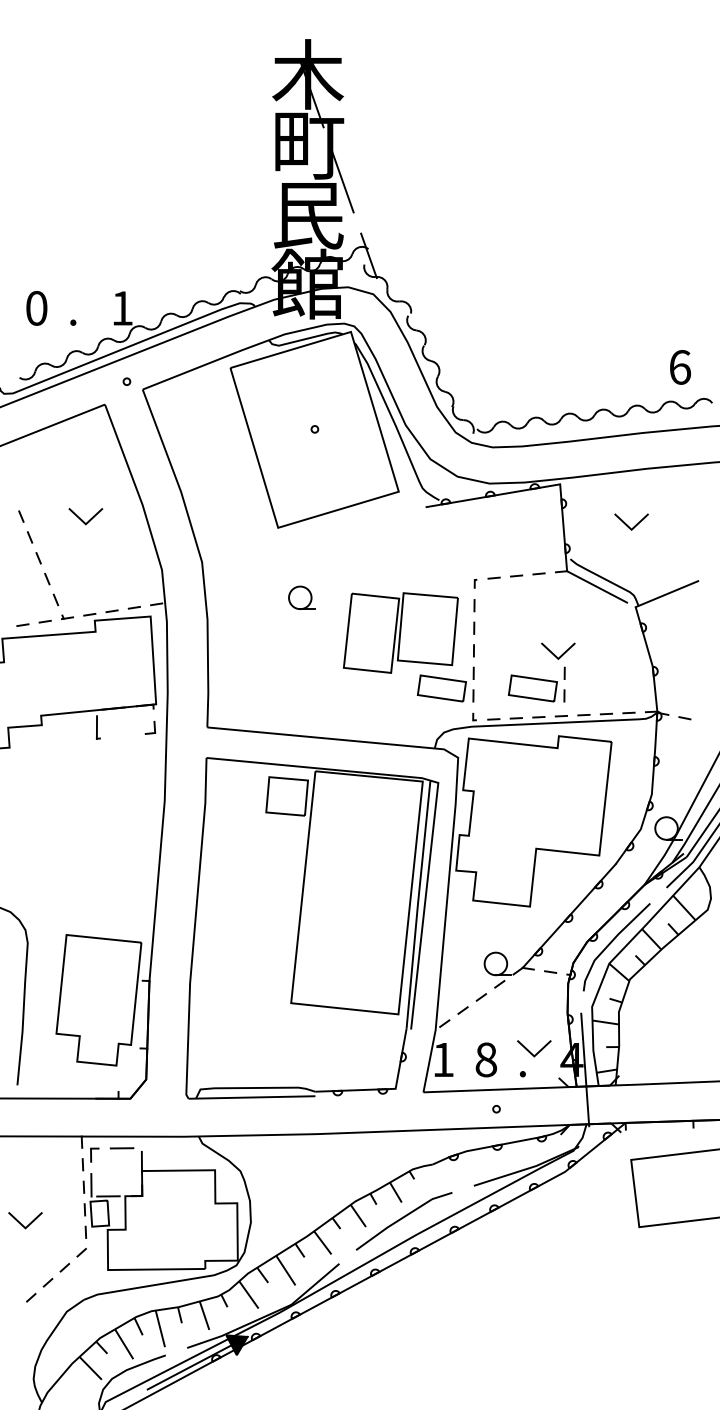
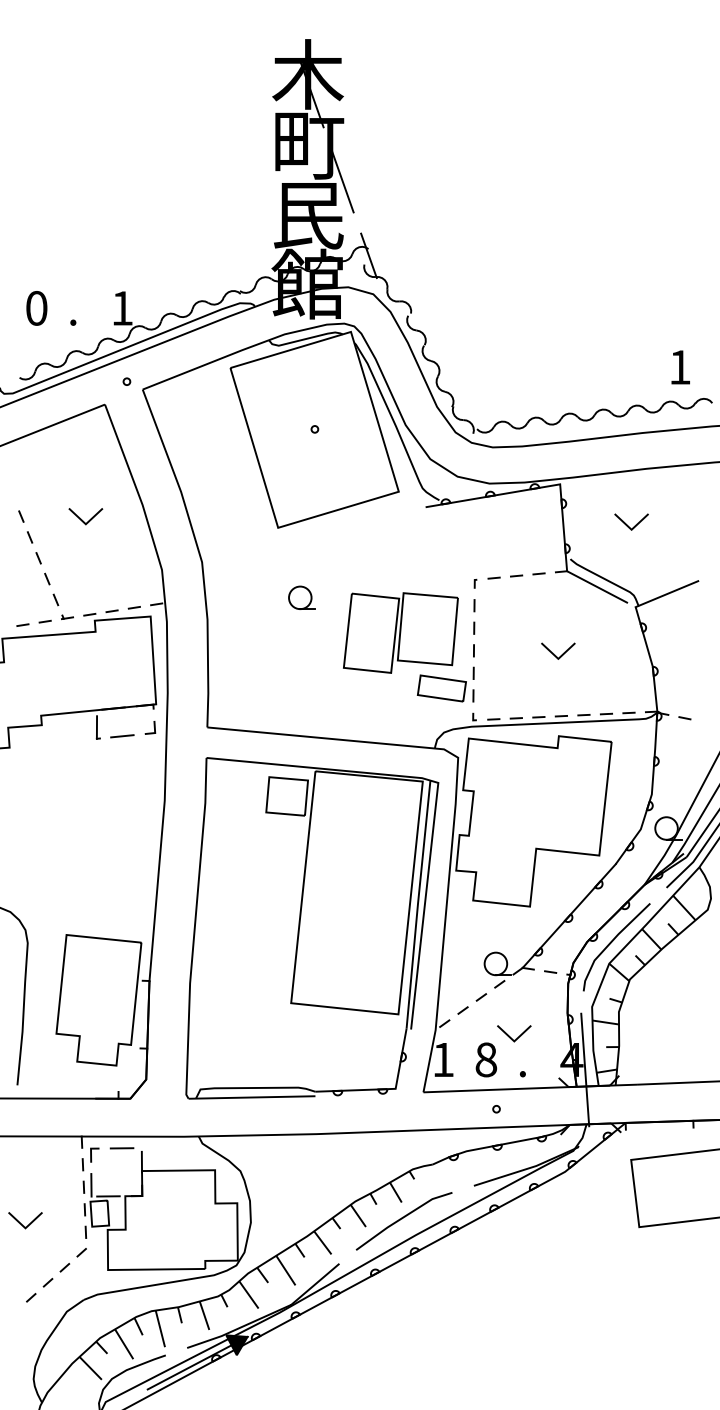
text: 6 -> 1 (680, 367)
part: present -> none (536, 684)
line: none -> present (122, 736)
line position: (530, 1051) -> (510, 1036) (510, 1036)
